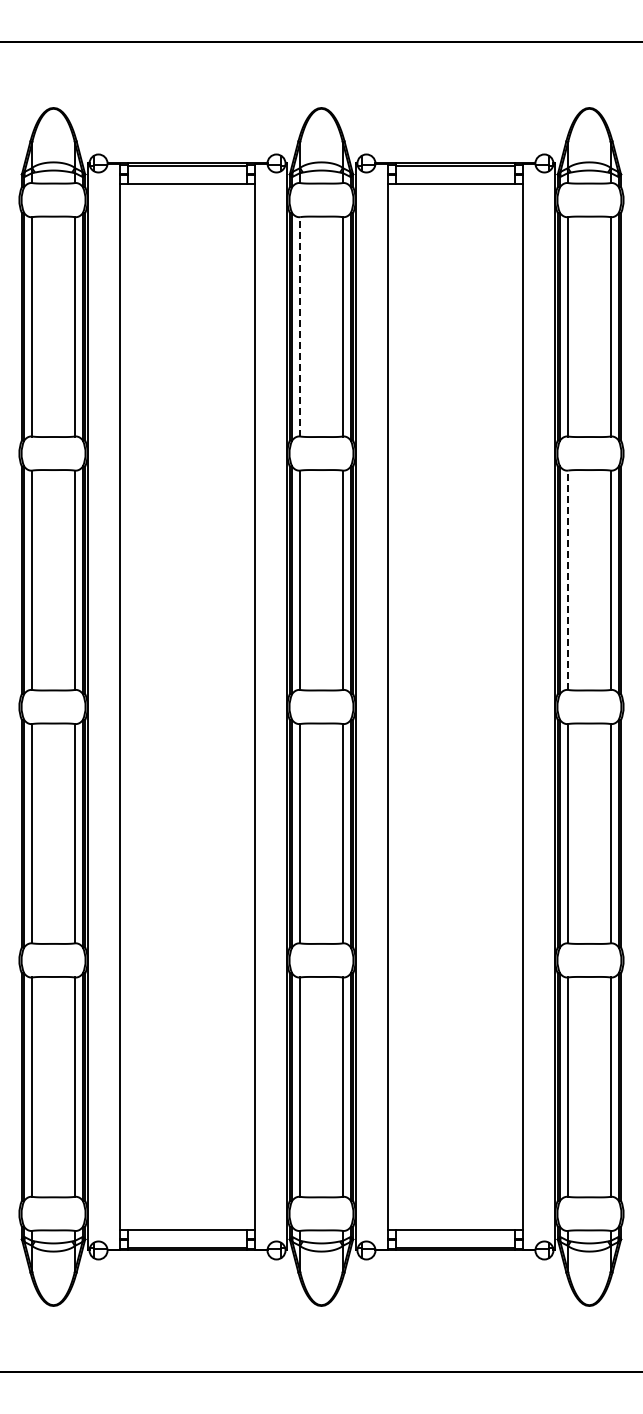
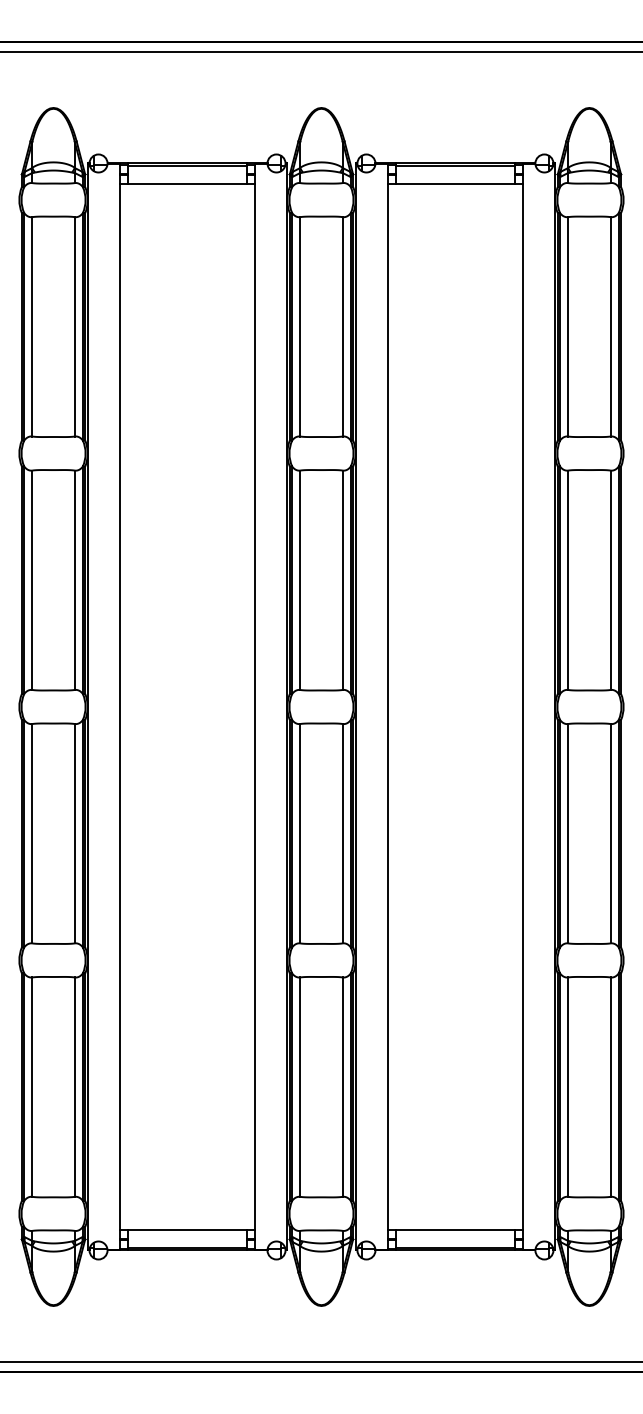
line: none -> present (320, 51)
line: dashed -> solid (300, 326)
line: dashed -> solid (568, 580)
line: none -> present (320, 1362)
